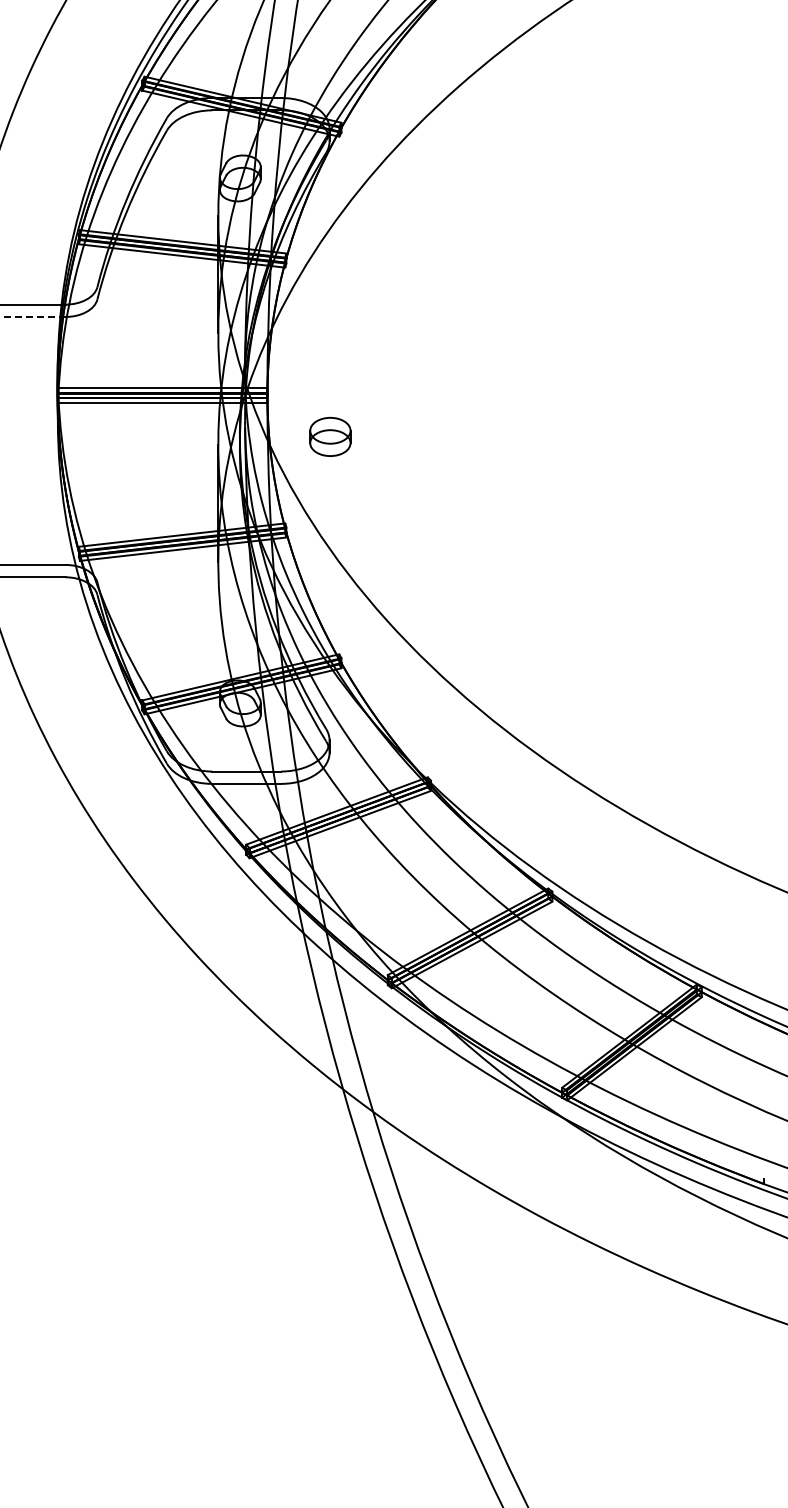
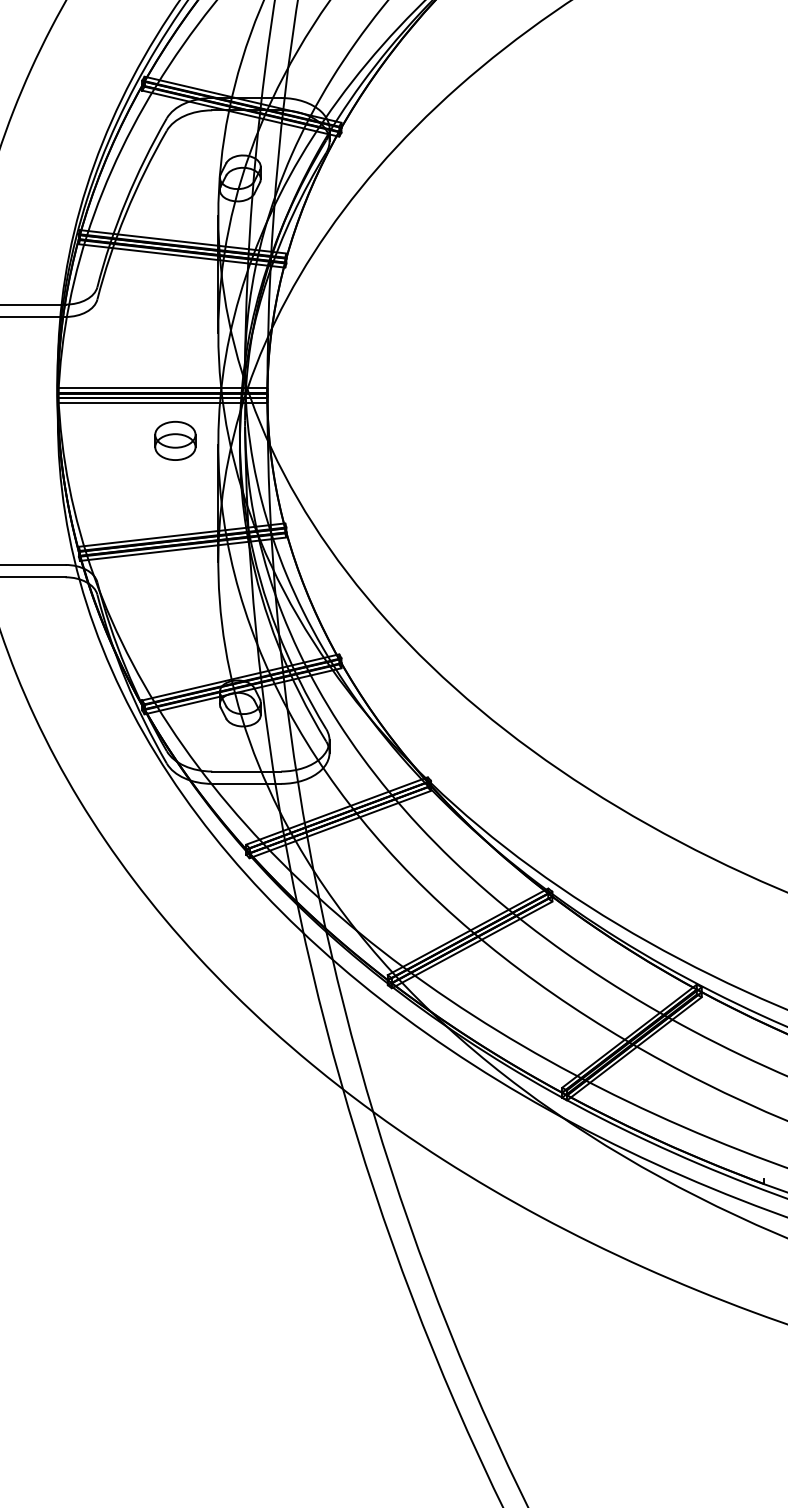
line: dashed -> solid (33, 316)
part position: (330, 436) -> (175, 440) (175, 440)
